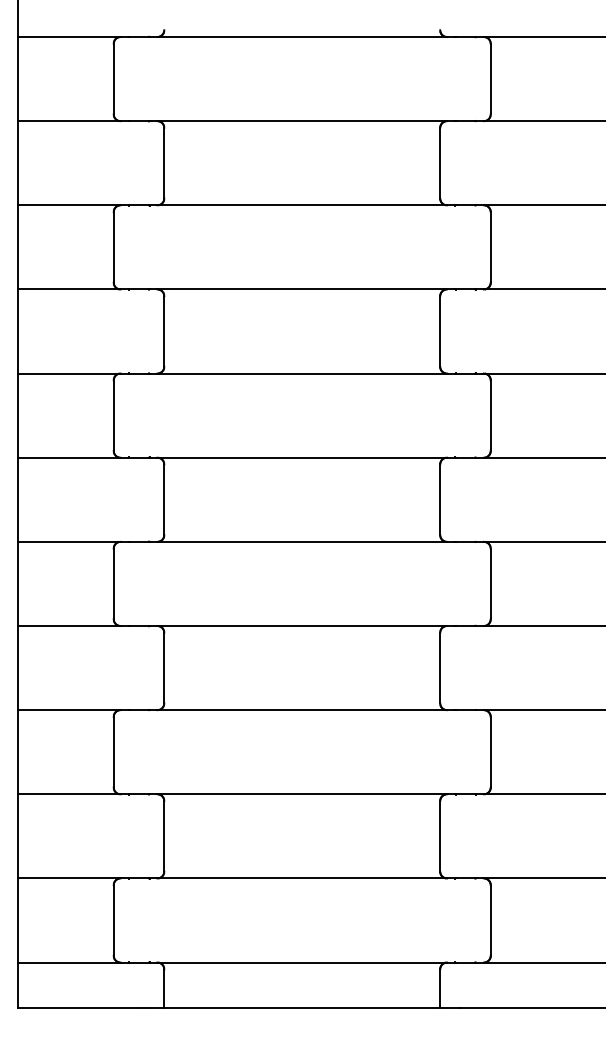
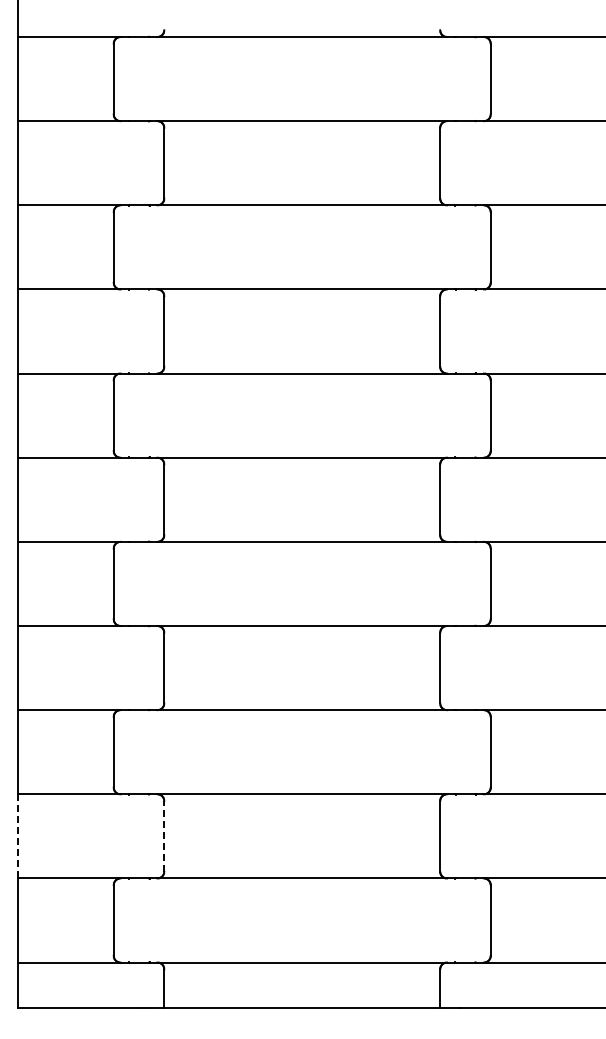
line: solid -> dashed (164, 835)
line: solid -> dashed (18, 836)
